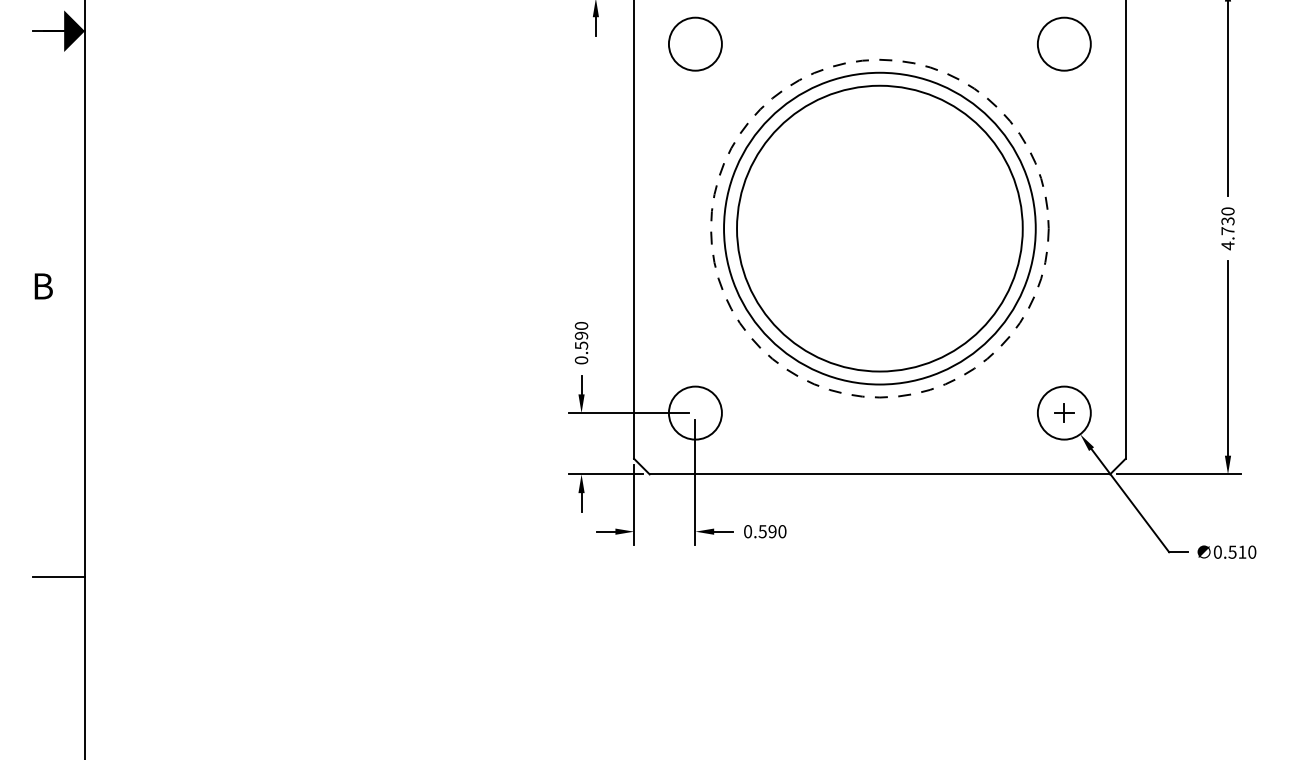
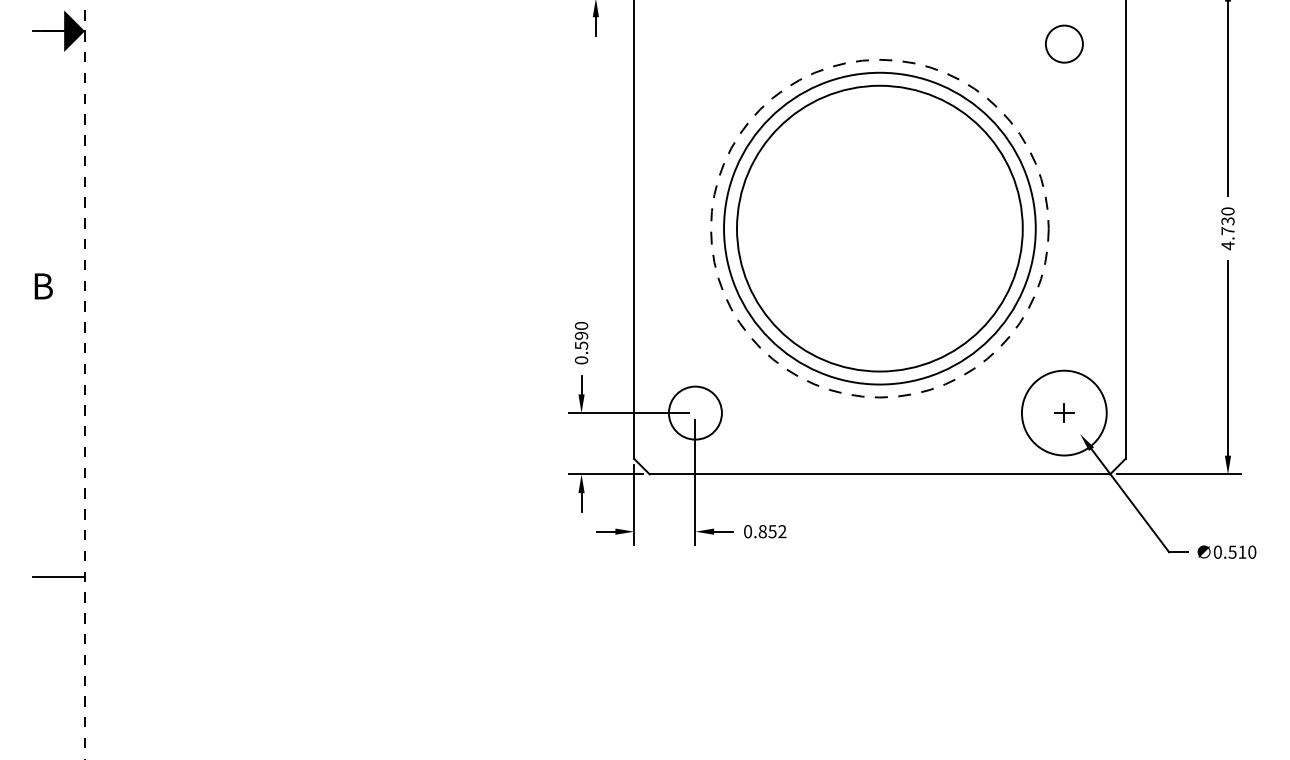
circle: present -> none (695, 43)
circle size: 55x56 px -> 39x40 px (1064, 43)
line: solid -> dashed (84, 380)
circle diameter: 53 px -> 85 px (1063, 412)
text: 0.590 -> 0.852 (772, 531)
